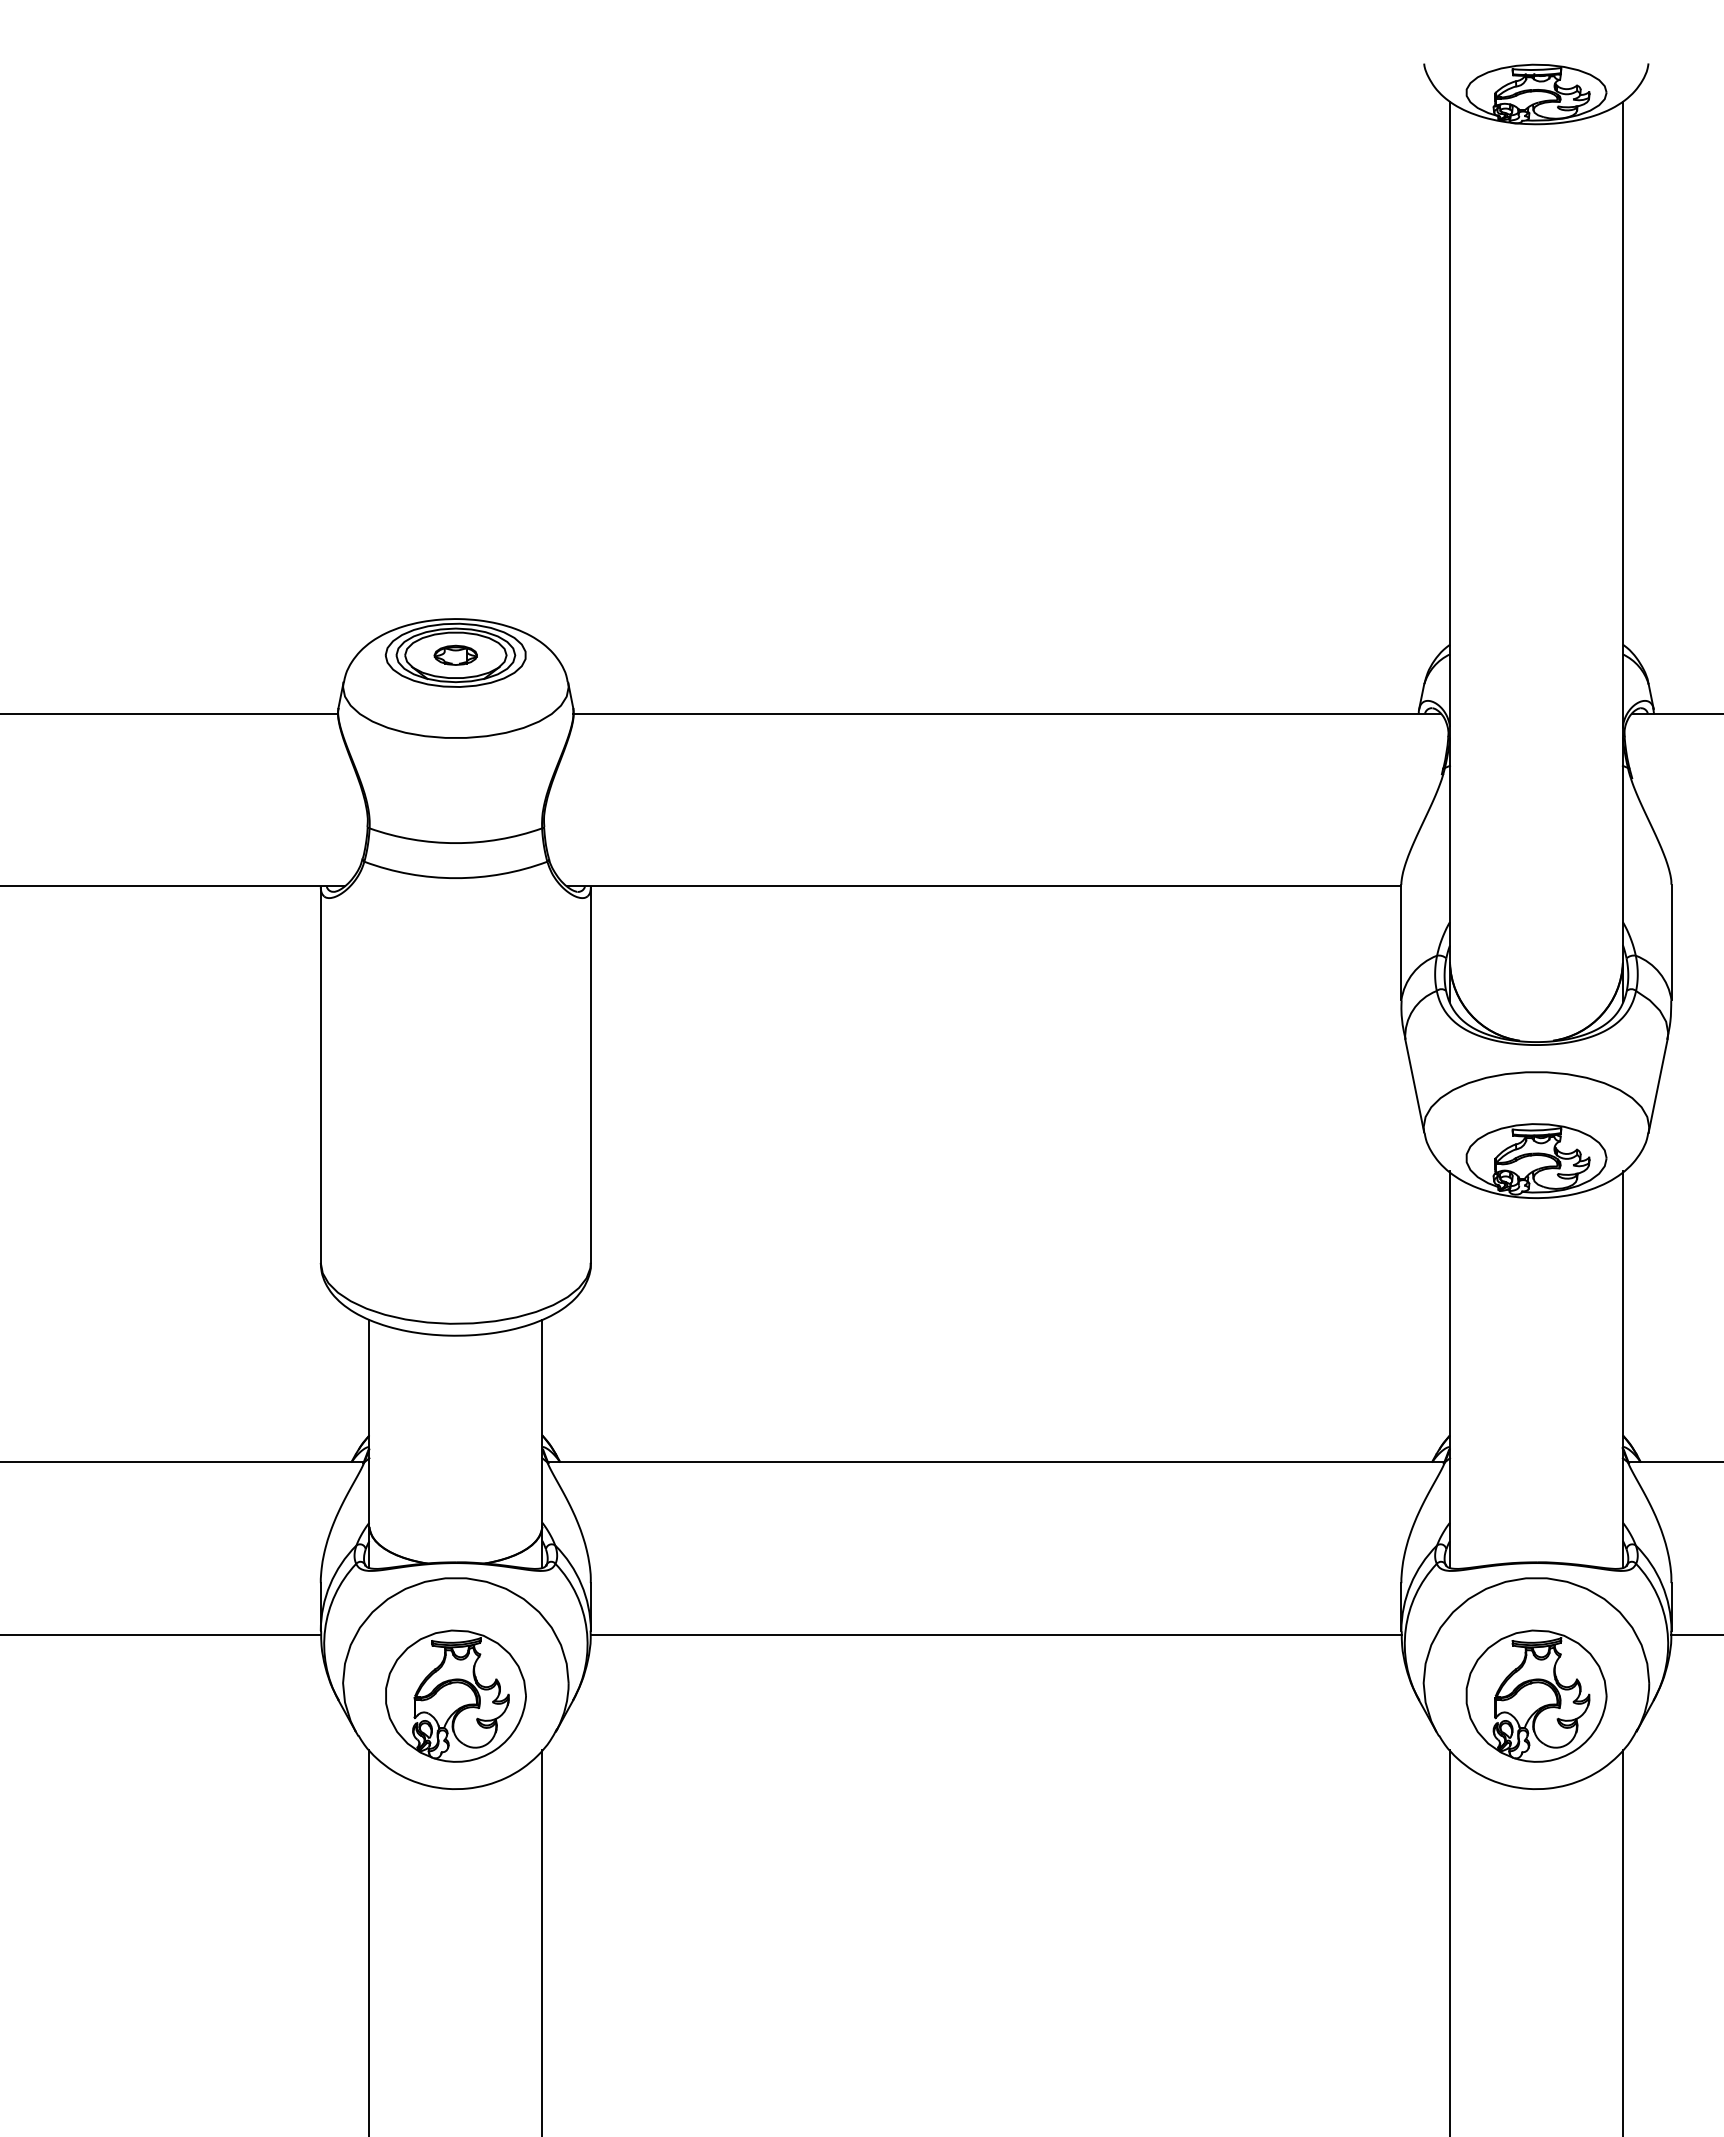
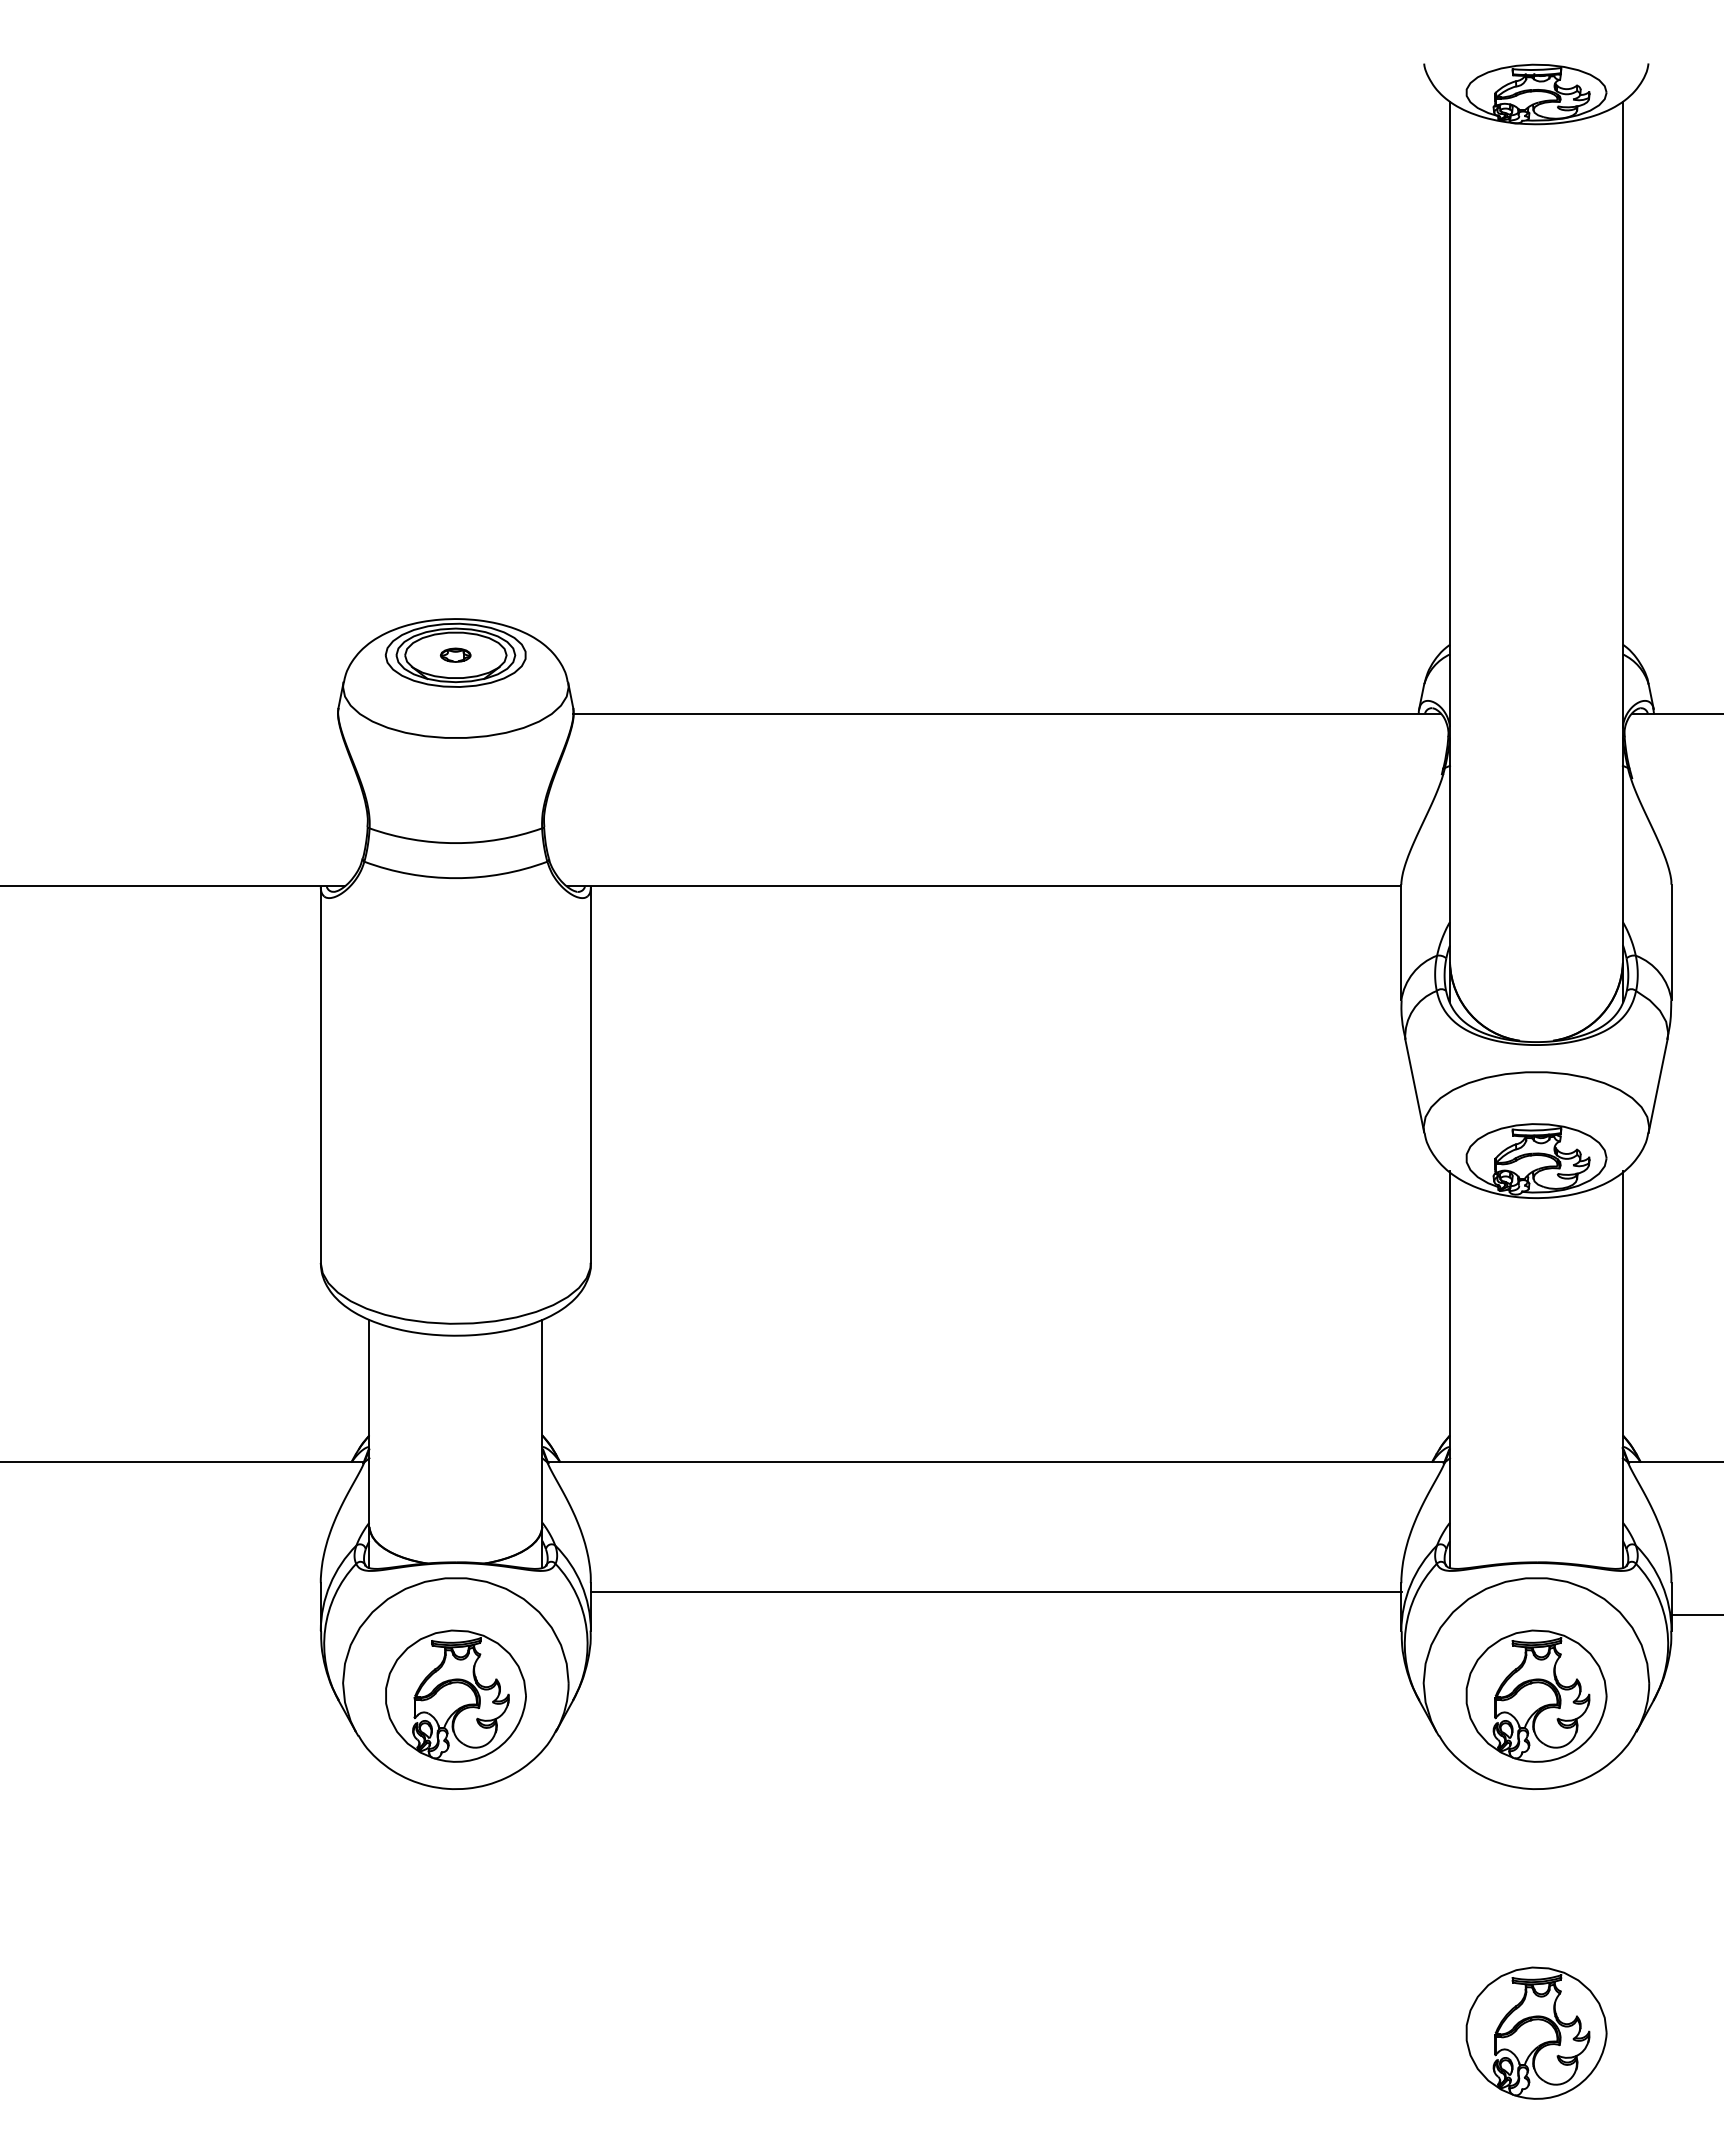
part size: 45x22 px -> 32x16 px (455, 654)
line: present -> none (170, 713)
line: present -> none (161, 1634)
line position: (995, 1634) -> (995, 1591) (995, 1591)
line position: (1695, 1634) -> (1695, 1614) (1695, 1614)
line: present -> none (369, 1941)
line: present -> none (542, 1941)
line: present -> none (1450, 1941)
line: present -> none (1622, 1941)
part: none -> present (1536, 2032)
